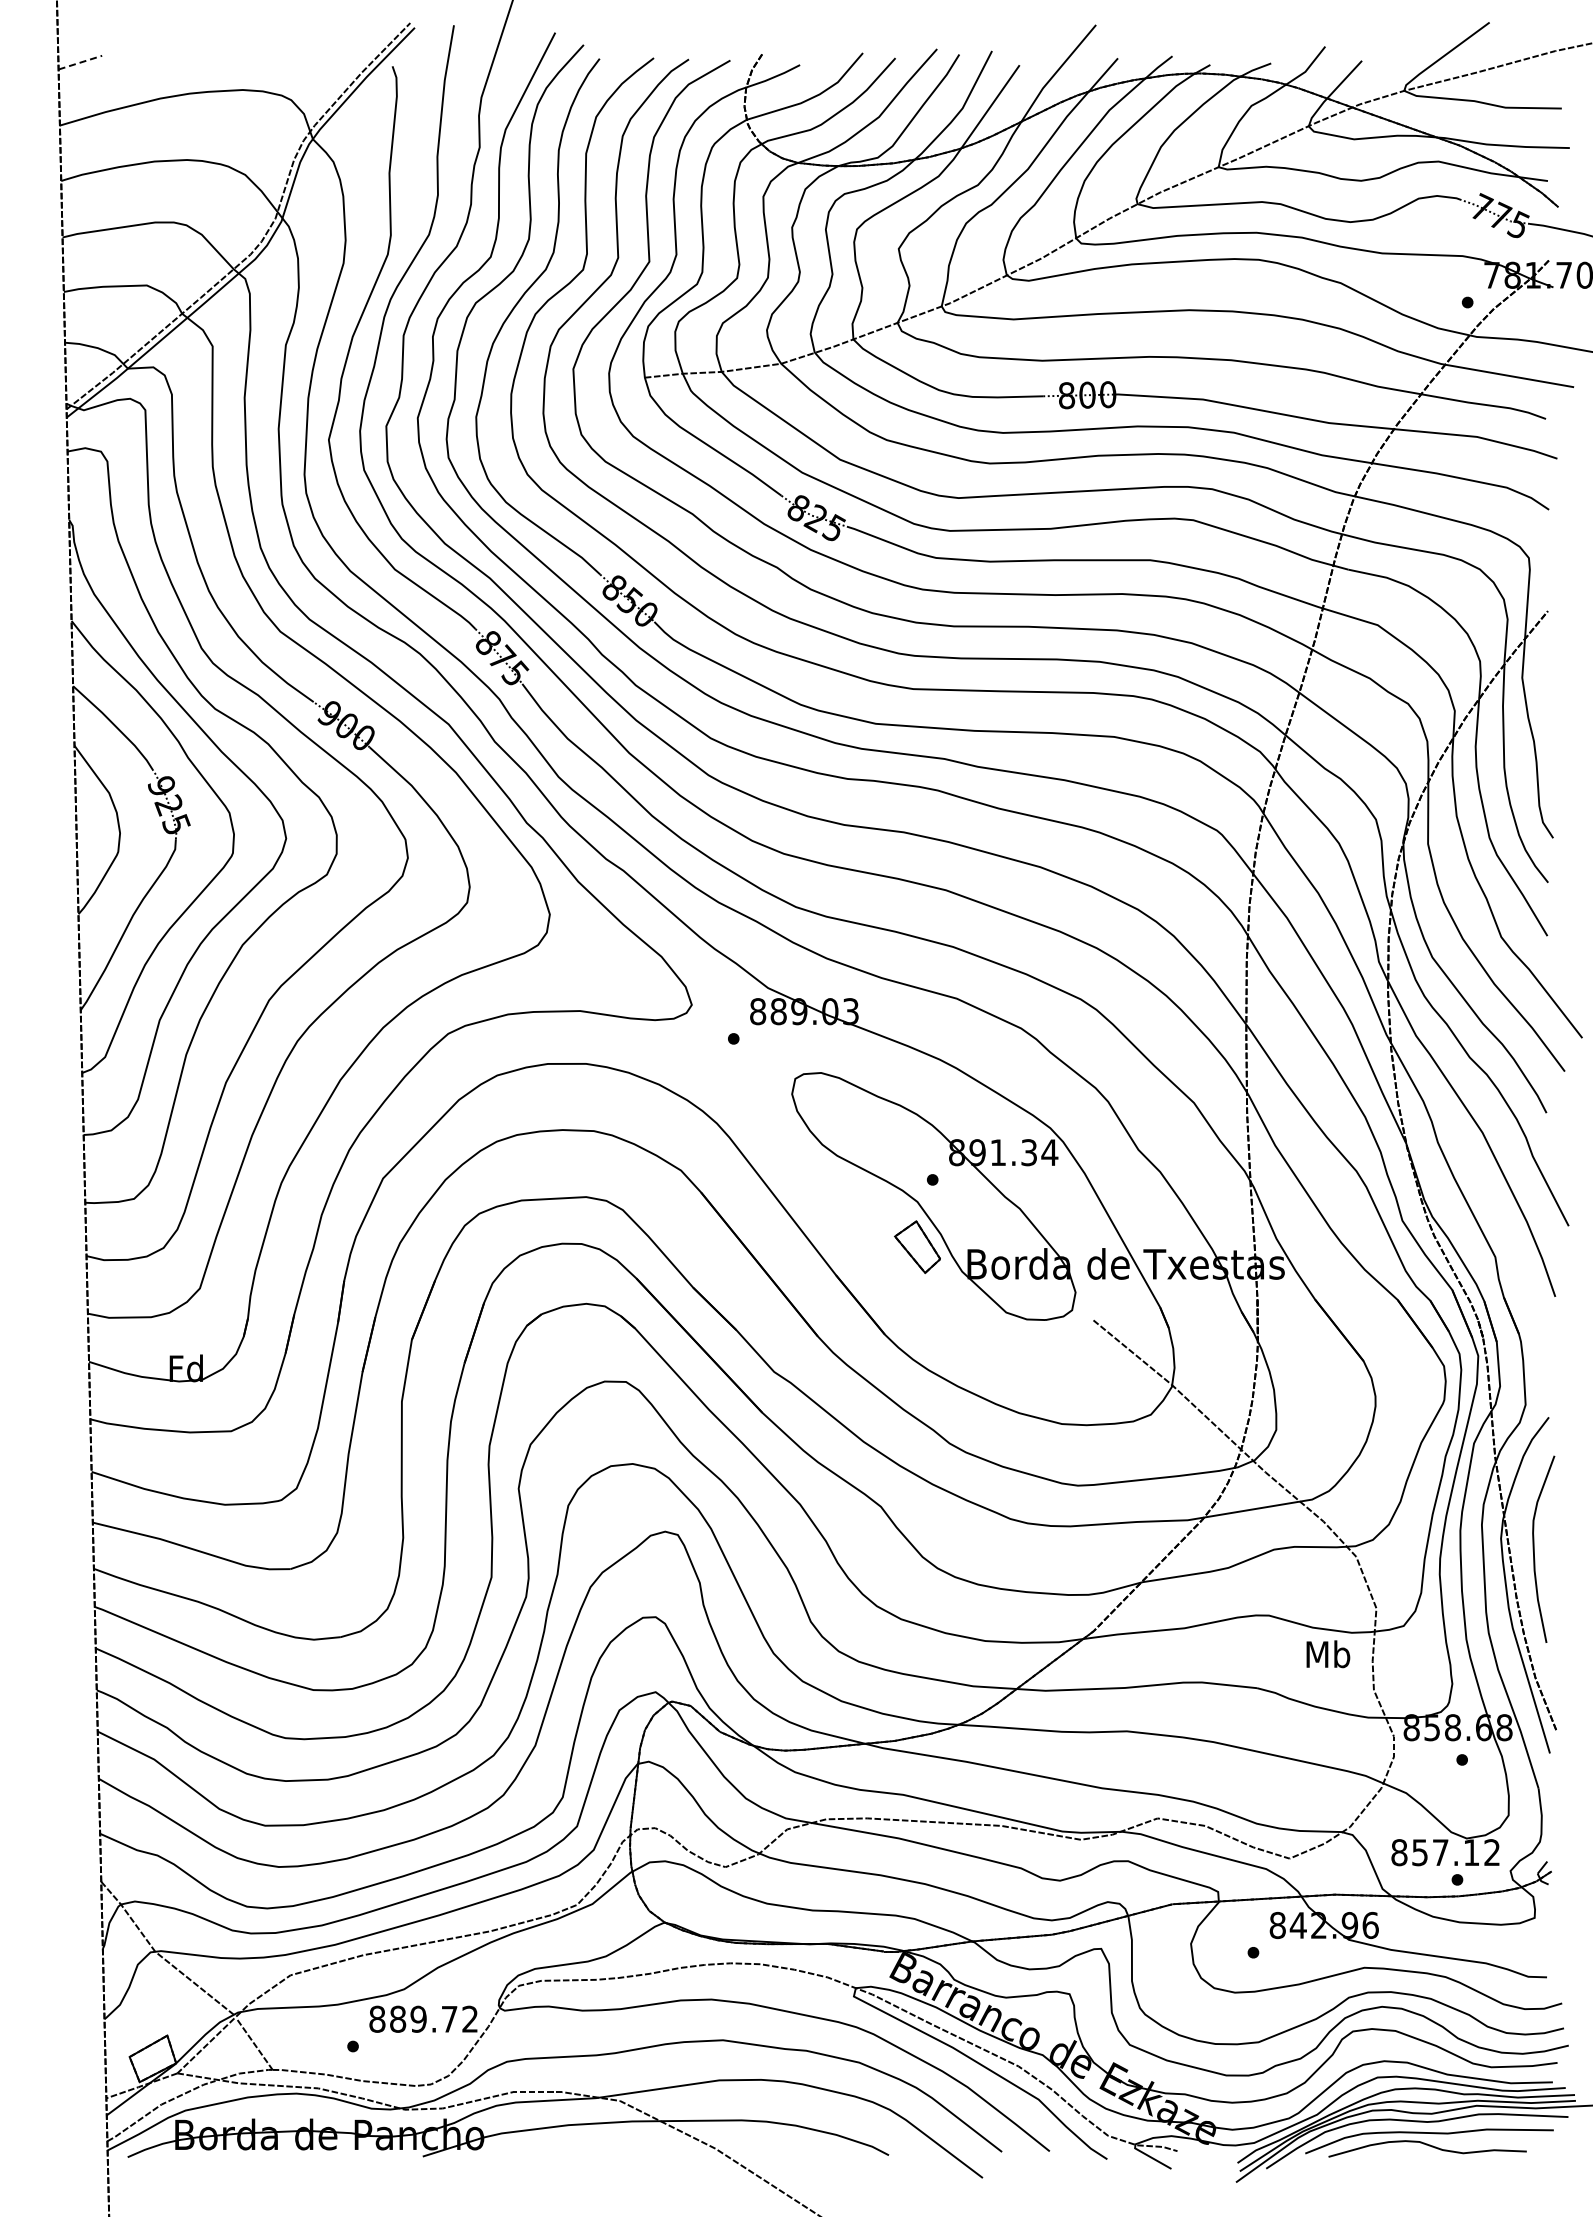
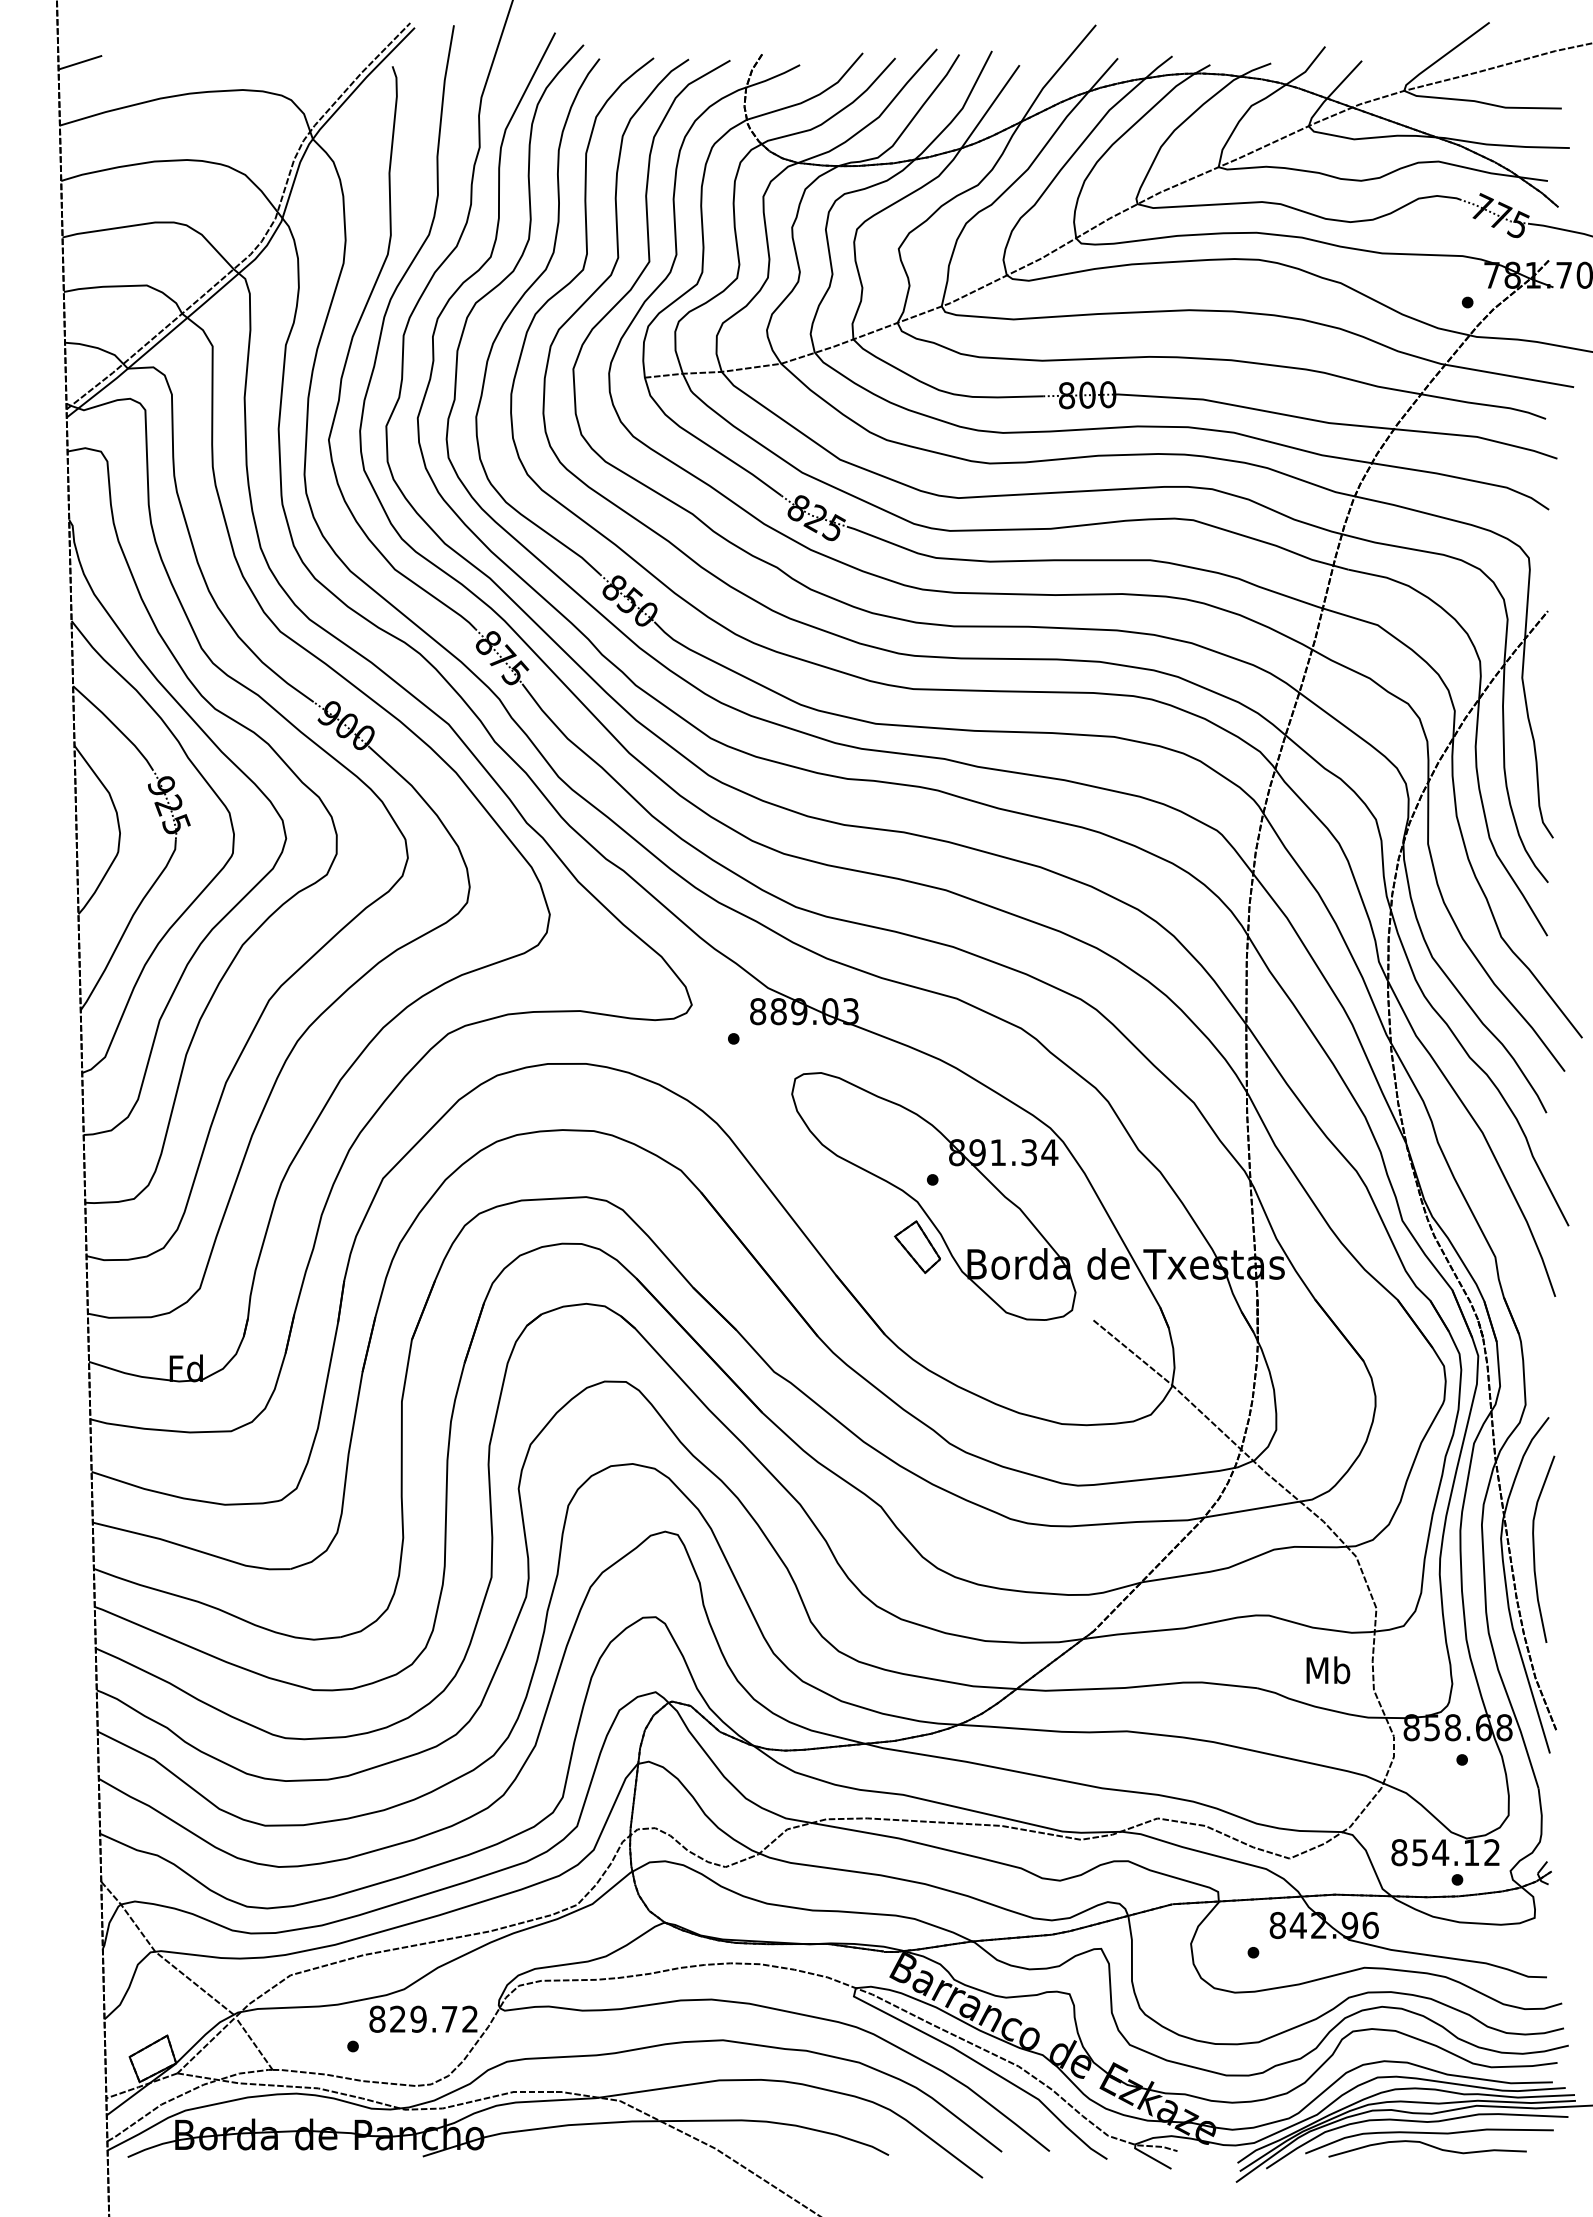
line: dashed -> solid (80, 62)
text position: (1328, 1654) -> (1328, 1670) (1328, 1670)
text: 857.12 -> 854.12 (1440, 1852)
text: 889.72 -> 829.72 (398, 2018)
